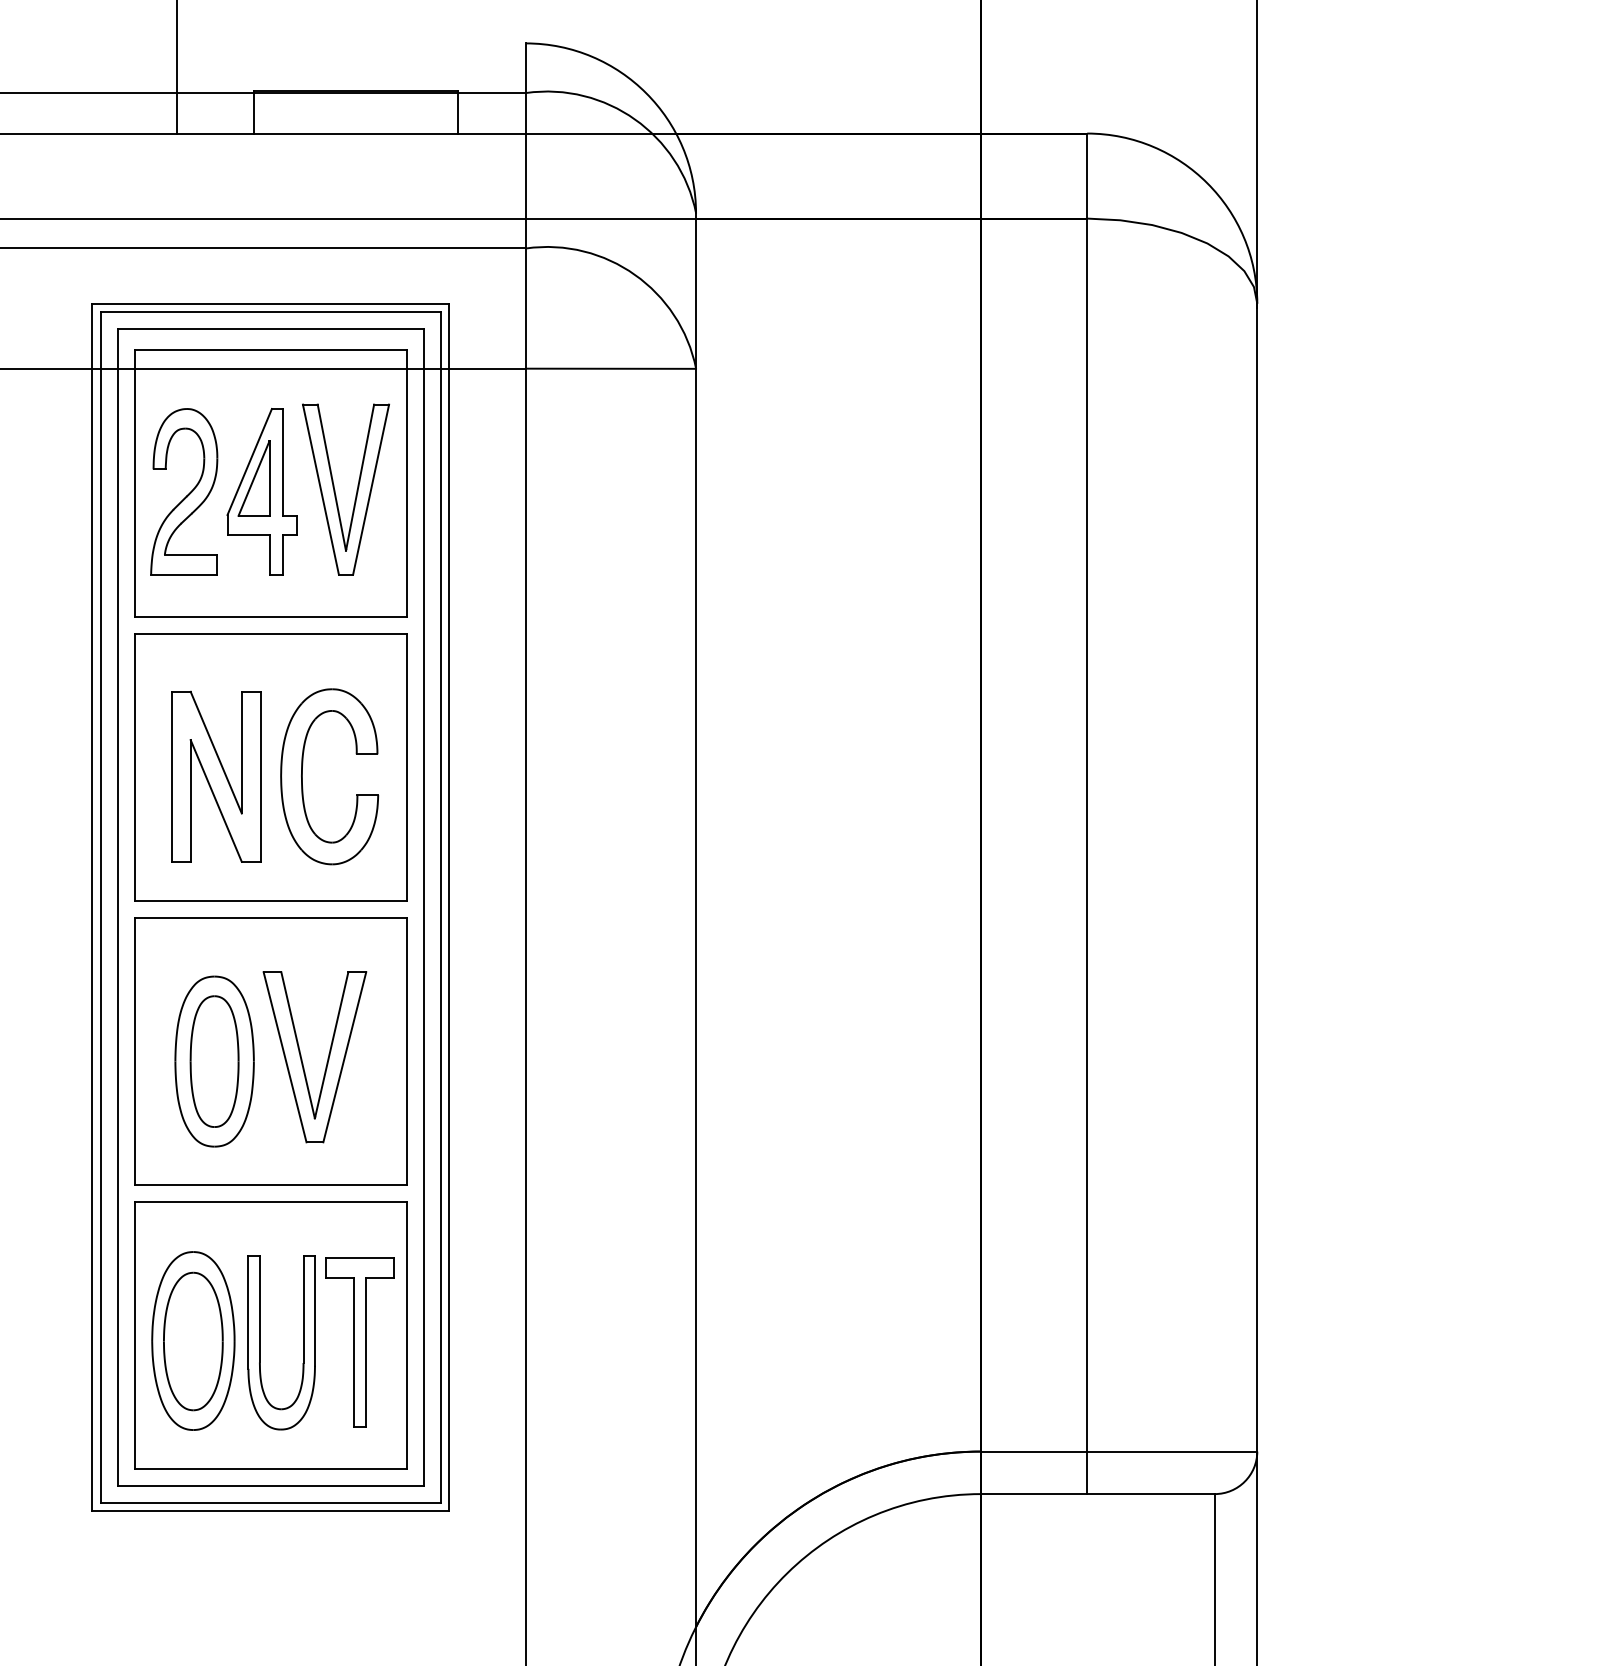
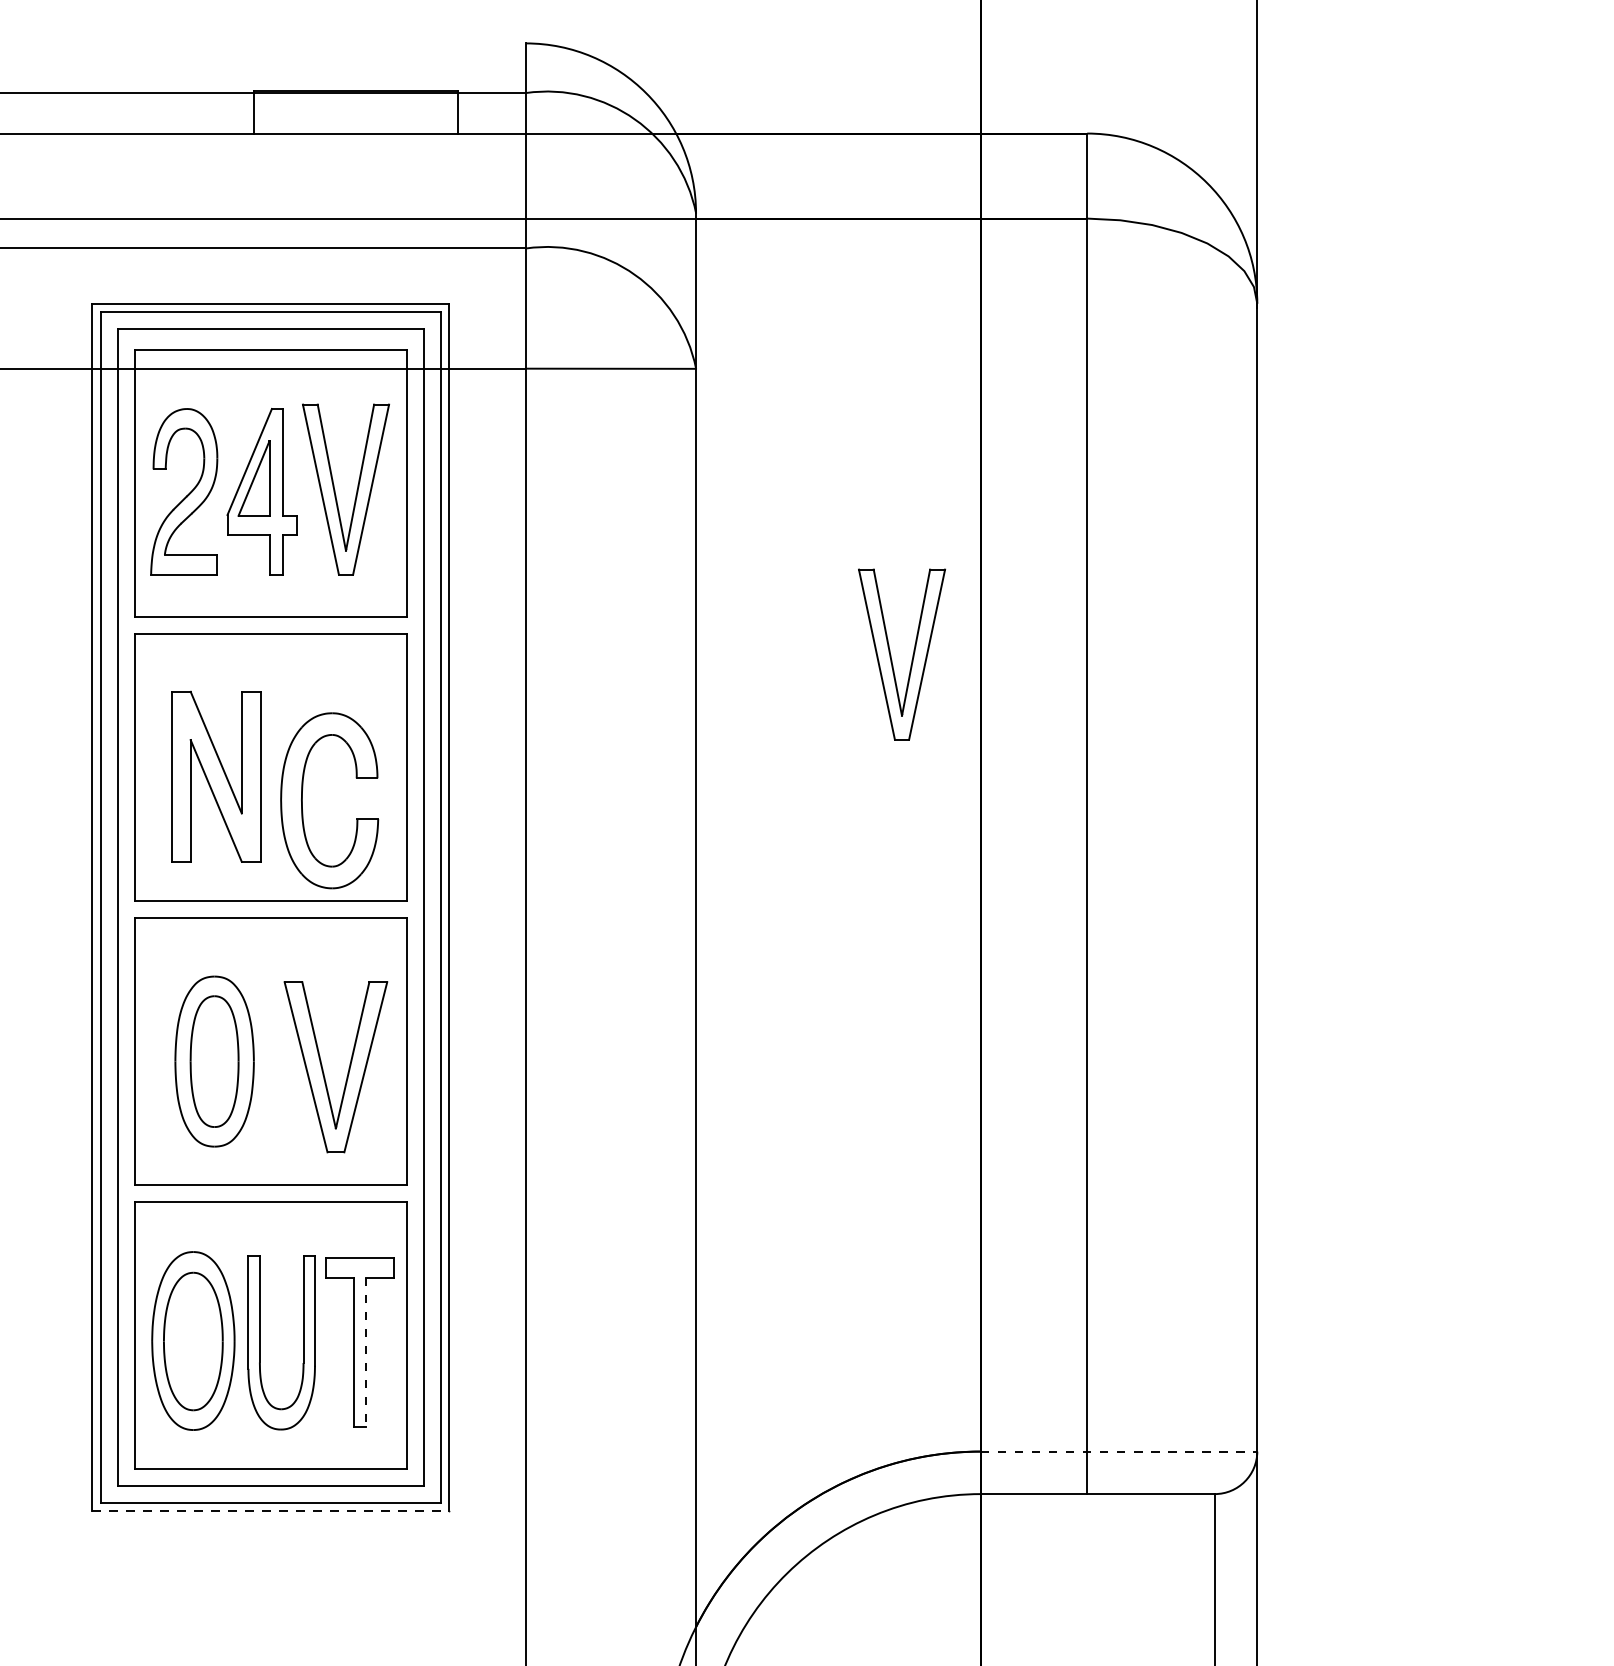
line: present -> none (177, 67)
part: none -> present (891, 654)
part position: (302, 776) -> (302, 800) (302, 800)
part position: (302, 1058) -> (323, 1068) (323, 1068)
line: solid -> dashed (365, 1352)
line: solid -> dashed (1119, 1451)
line: solid -> dashed (270, 1511)
